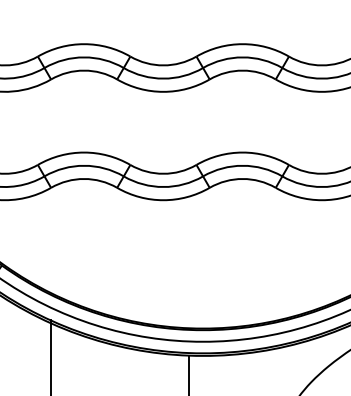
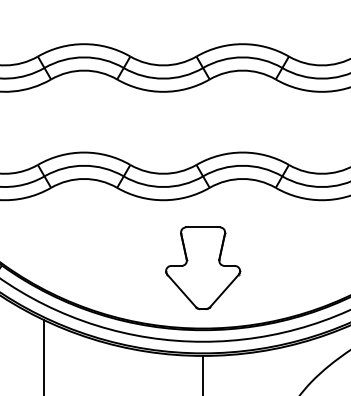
part: none -> present (203, 267)
line position: (50, 355) -> (43, 355) (43, 355)
line position: (189, 373) -> (203, 373) (203, 373)
